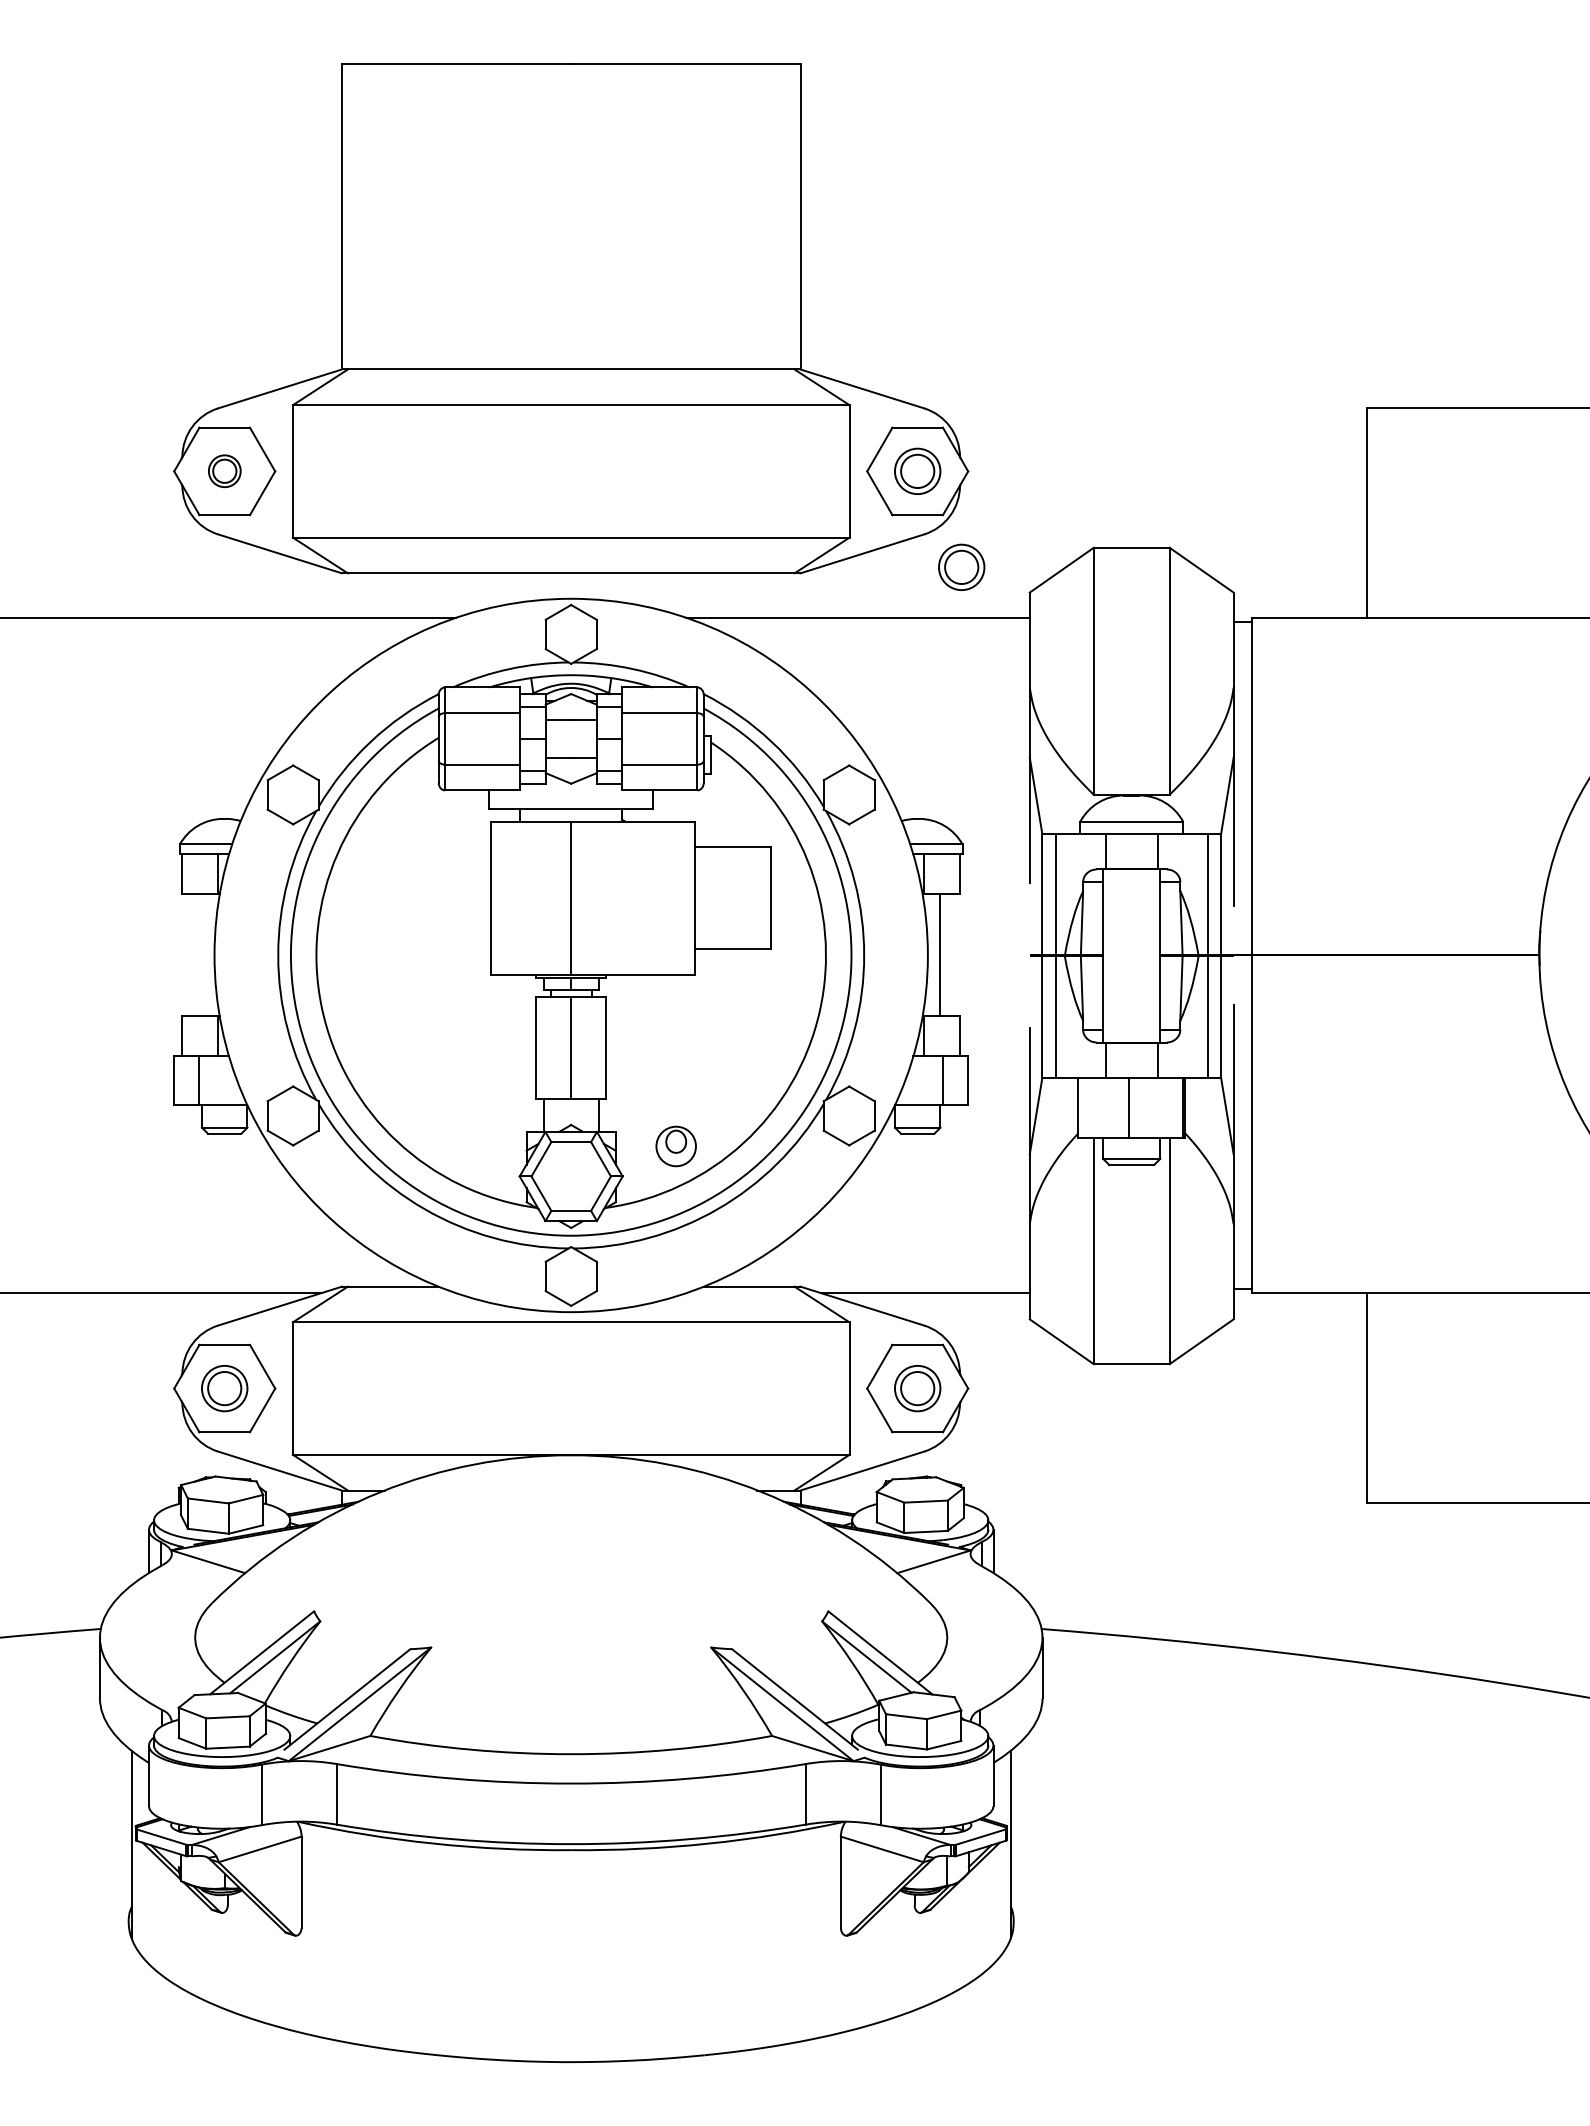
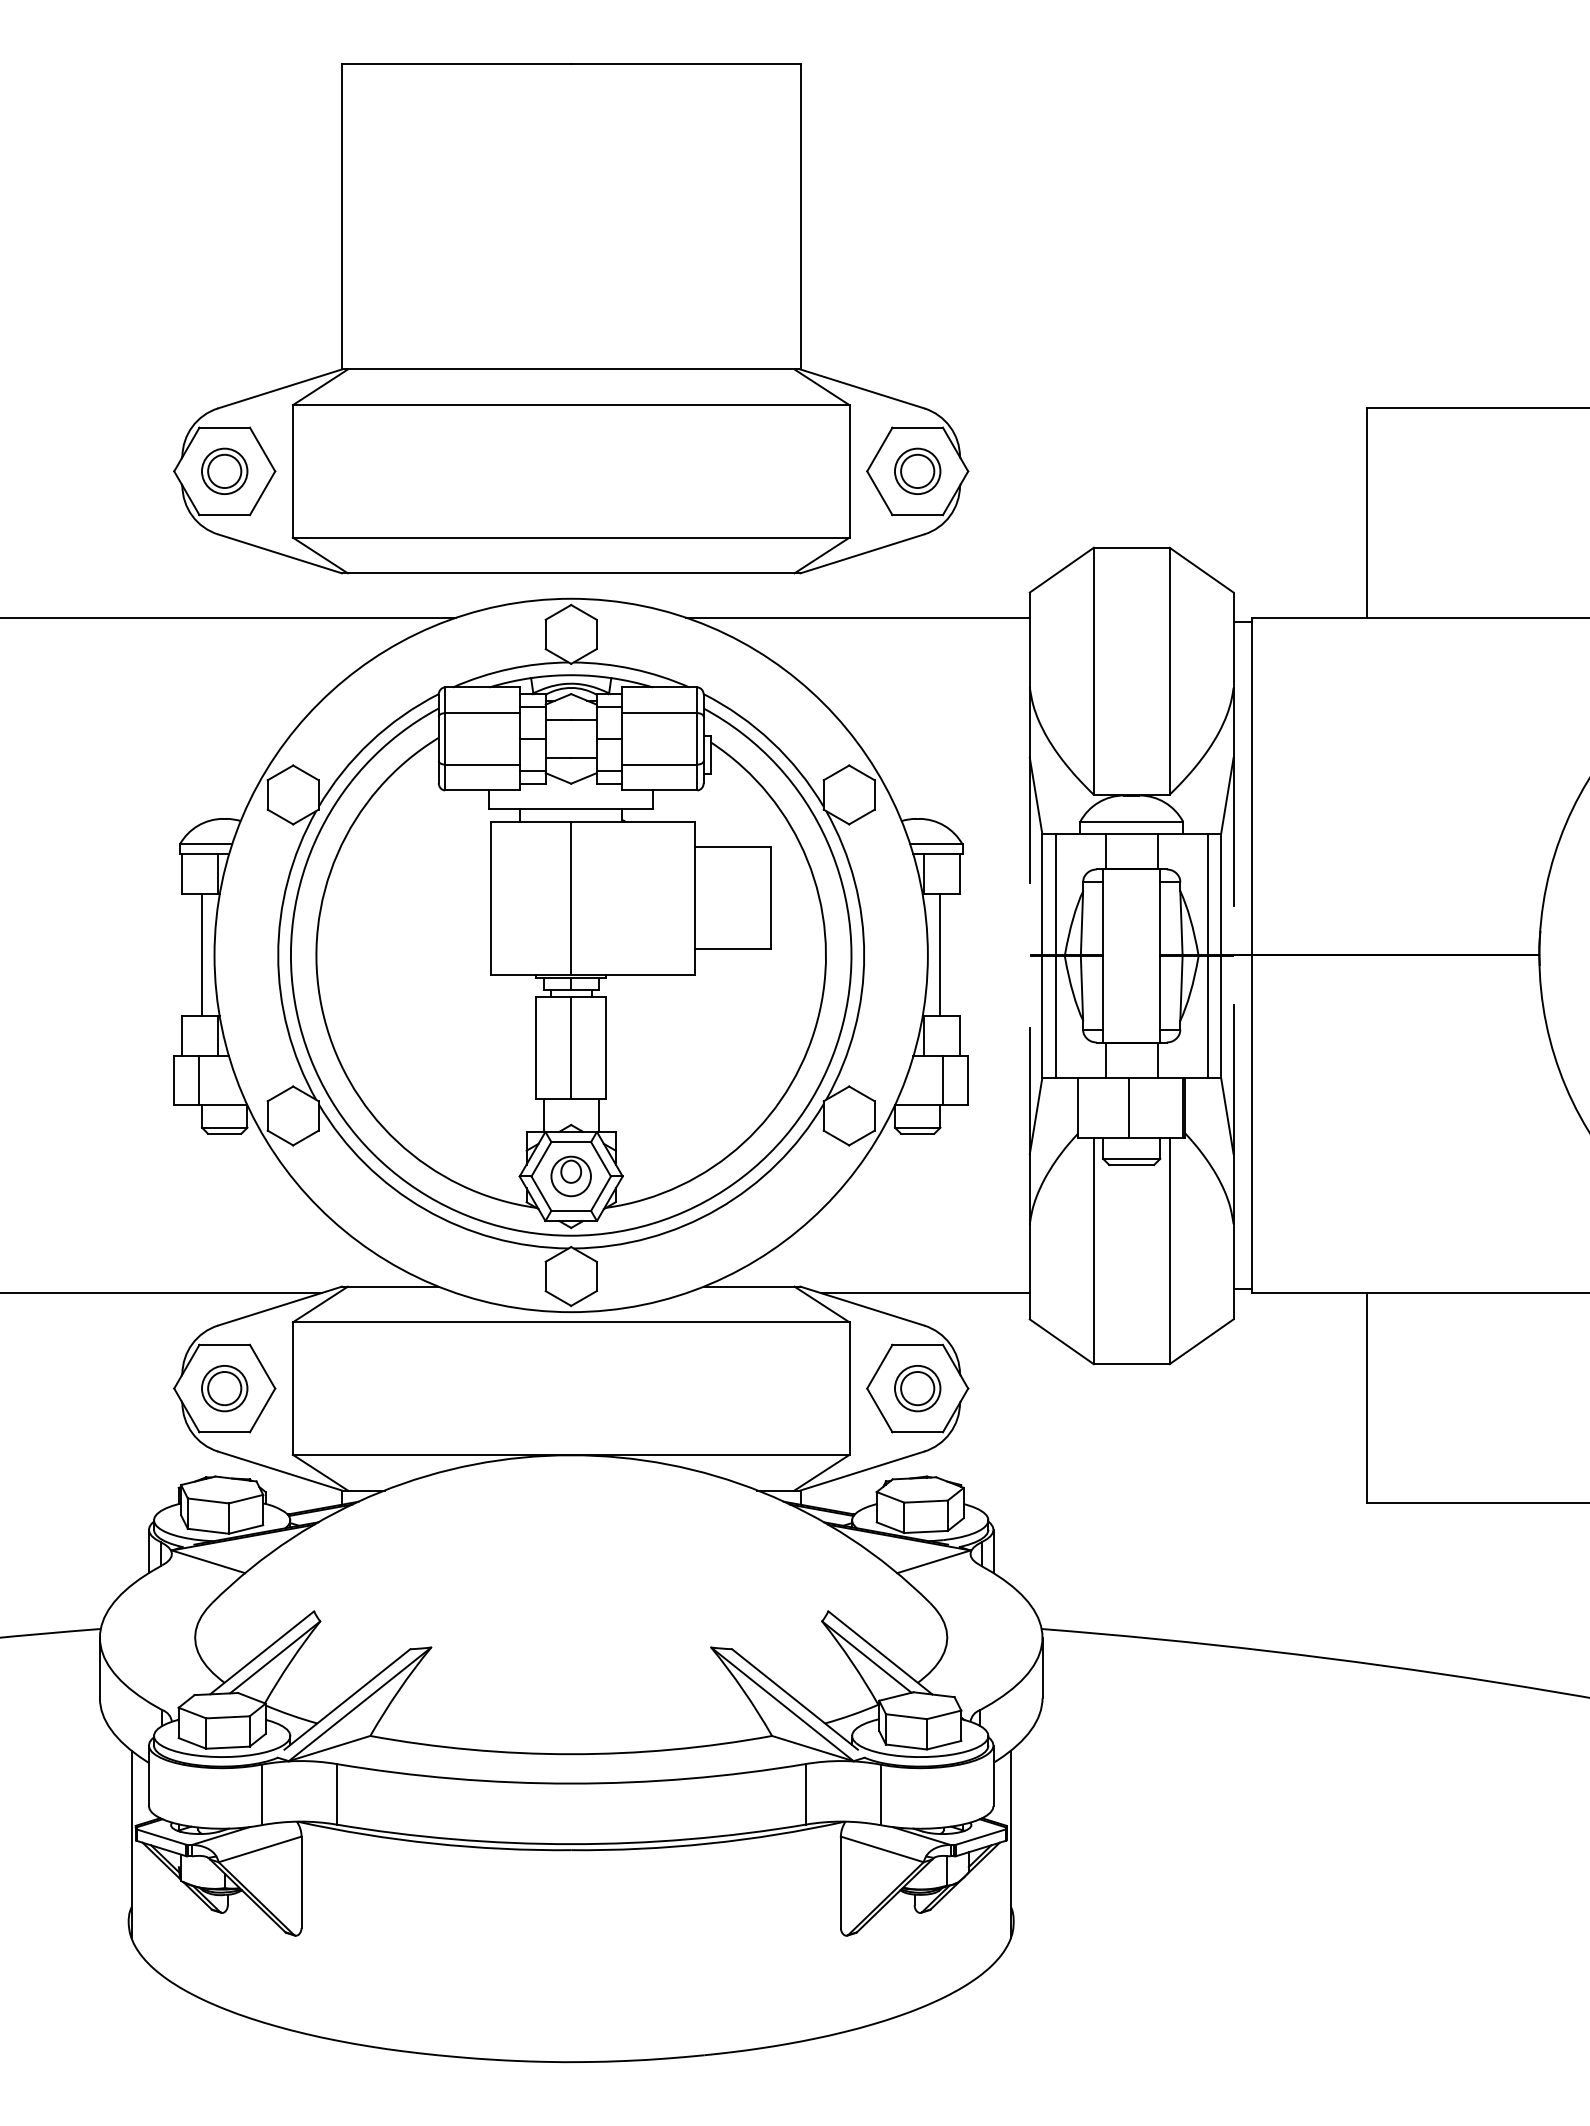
part size: 34x35 px -> 48x48 px (224, 470)
part: present -> none (961, 566)
line: none -> present (202, 954)
part position: (675, 1146) -> (570, 1176) (570, 1176)
